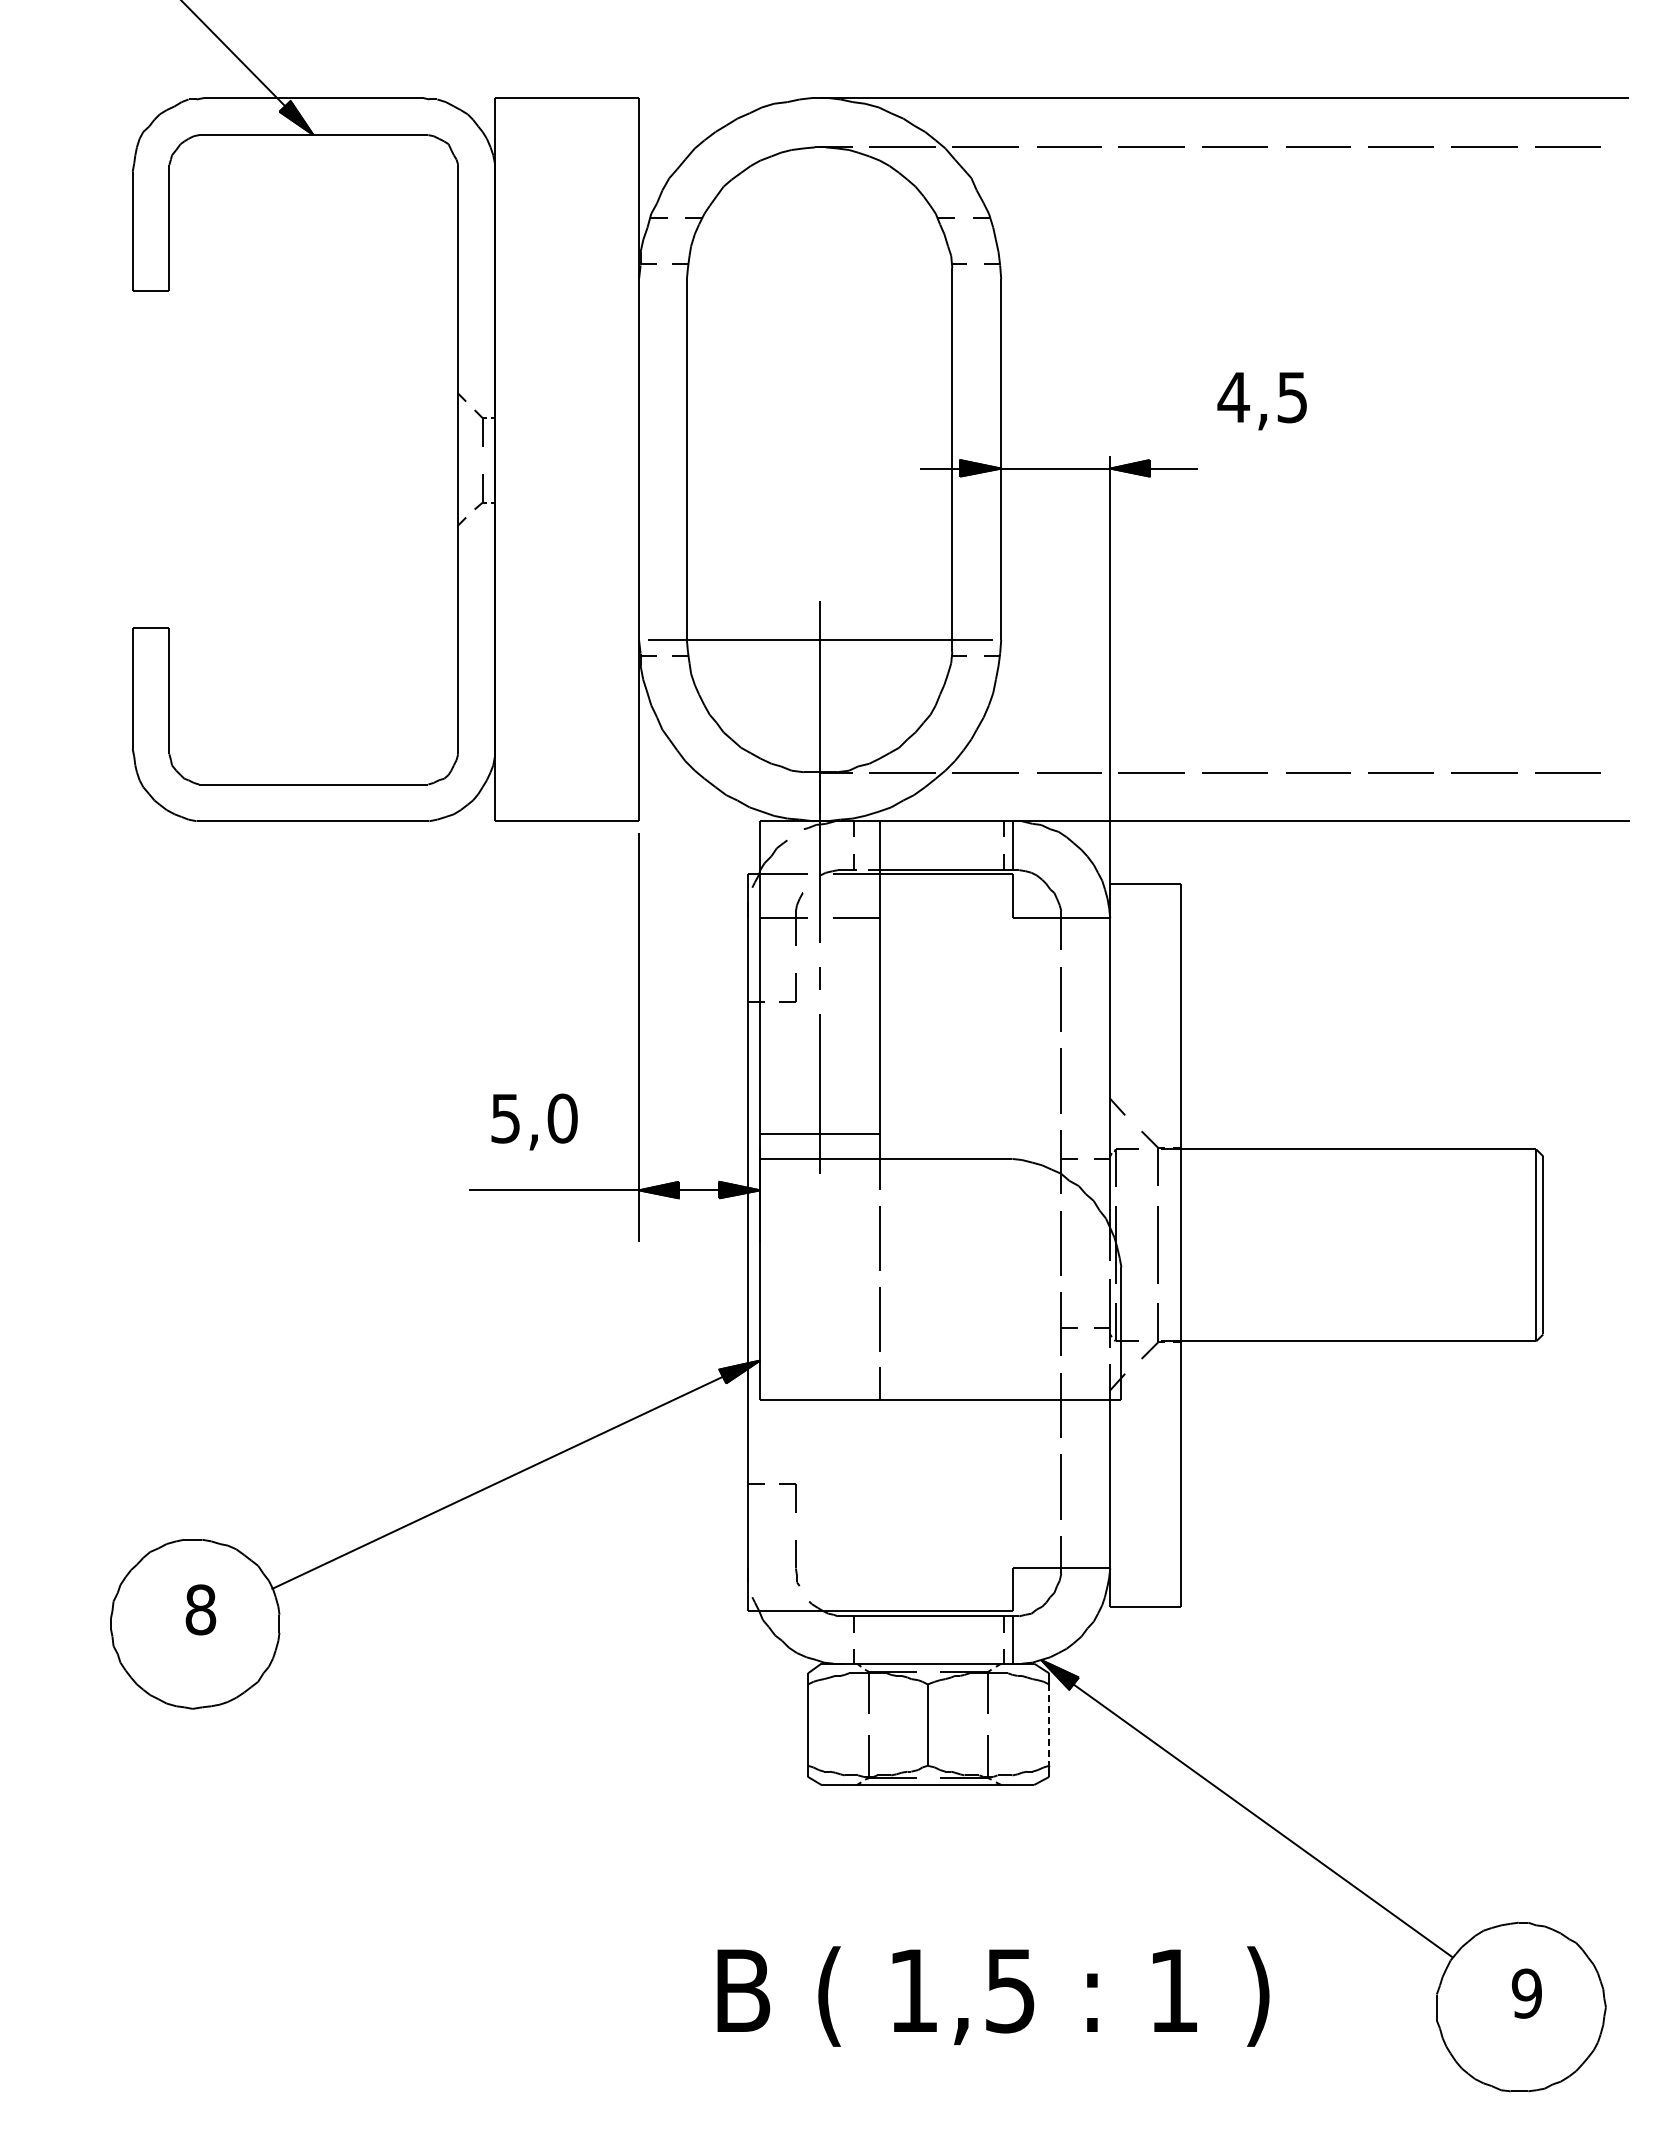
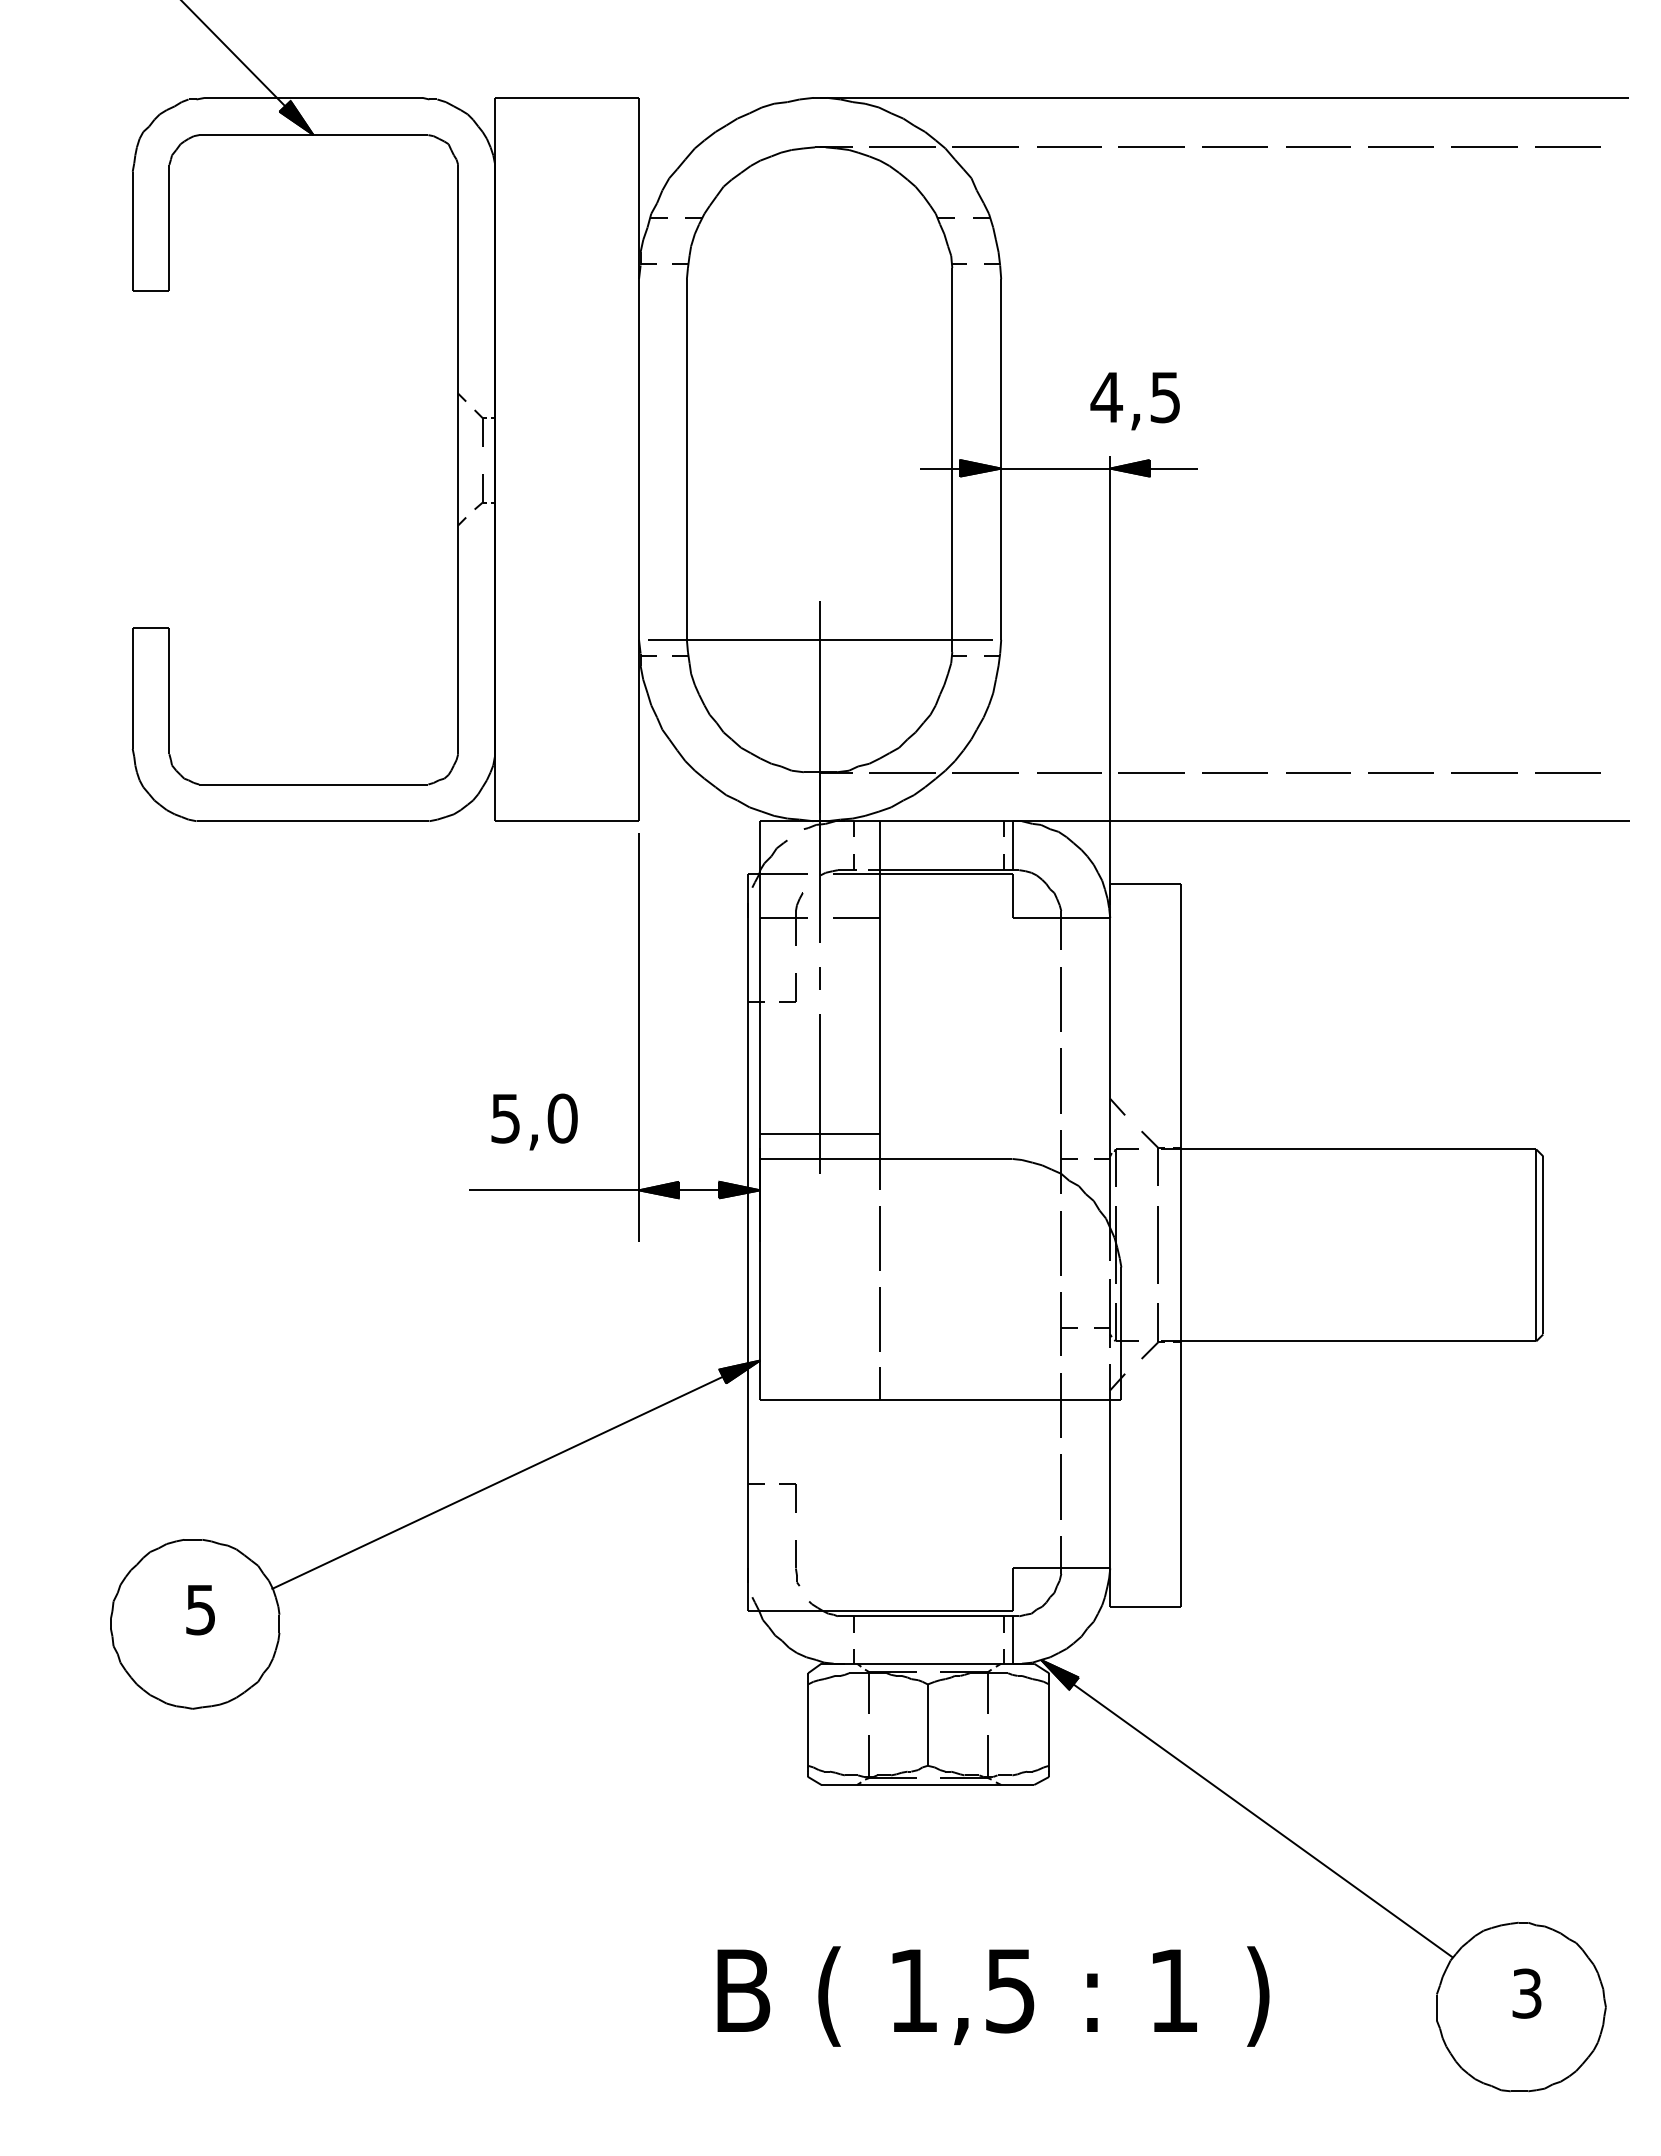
text position: (1261, 401) -> (1134, 401) (1134, 401)
text: 8 -> 5 (200, 1609)
line: dashed -> solid (1049, 1726)
text: 9 -> 3 (1526, 1993)
